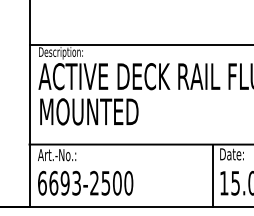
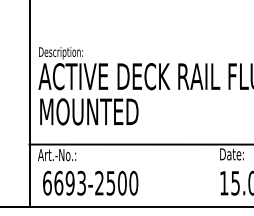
line: present -> none (139, 45)
line: present -> none (212, 175)
text position: (85, 182) -> (90, 182) (90, 182)
